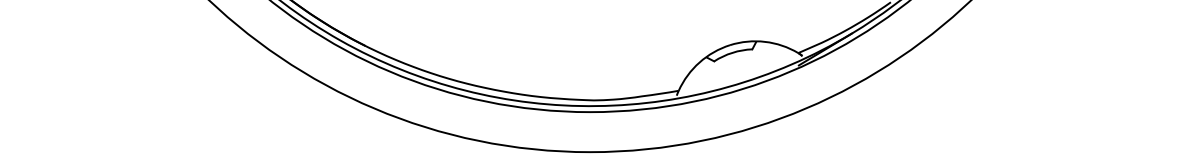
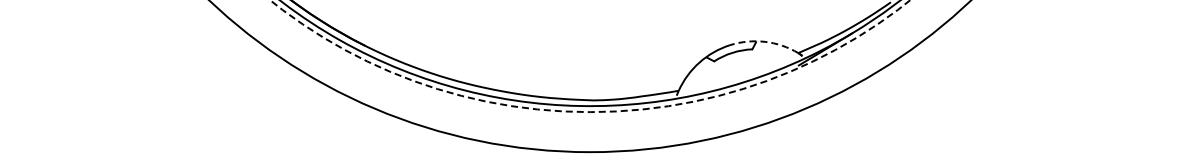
arc: solid -> dashed (765, 41)
circle: solid -> dashed (589, 56)
